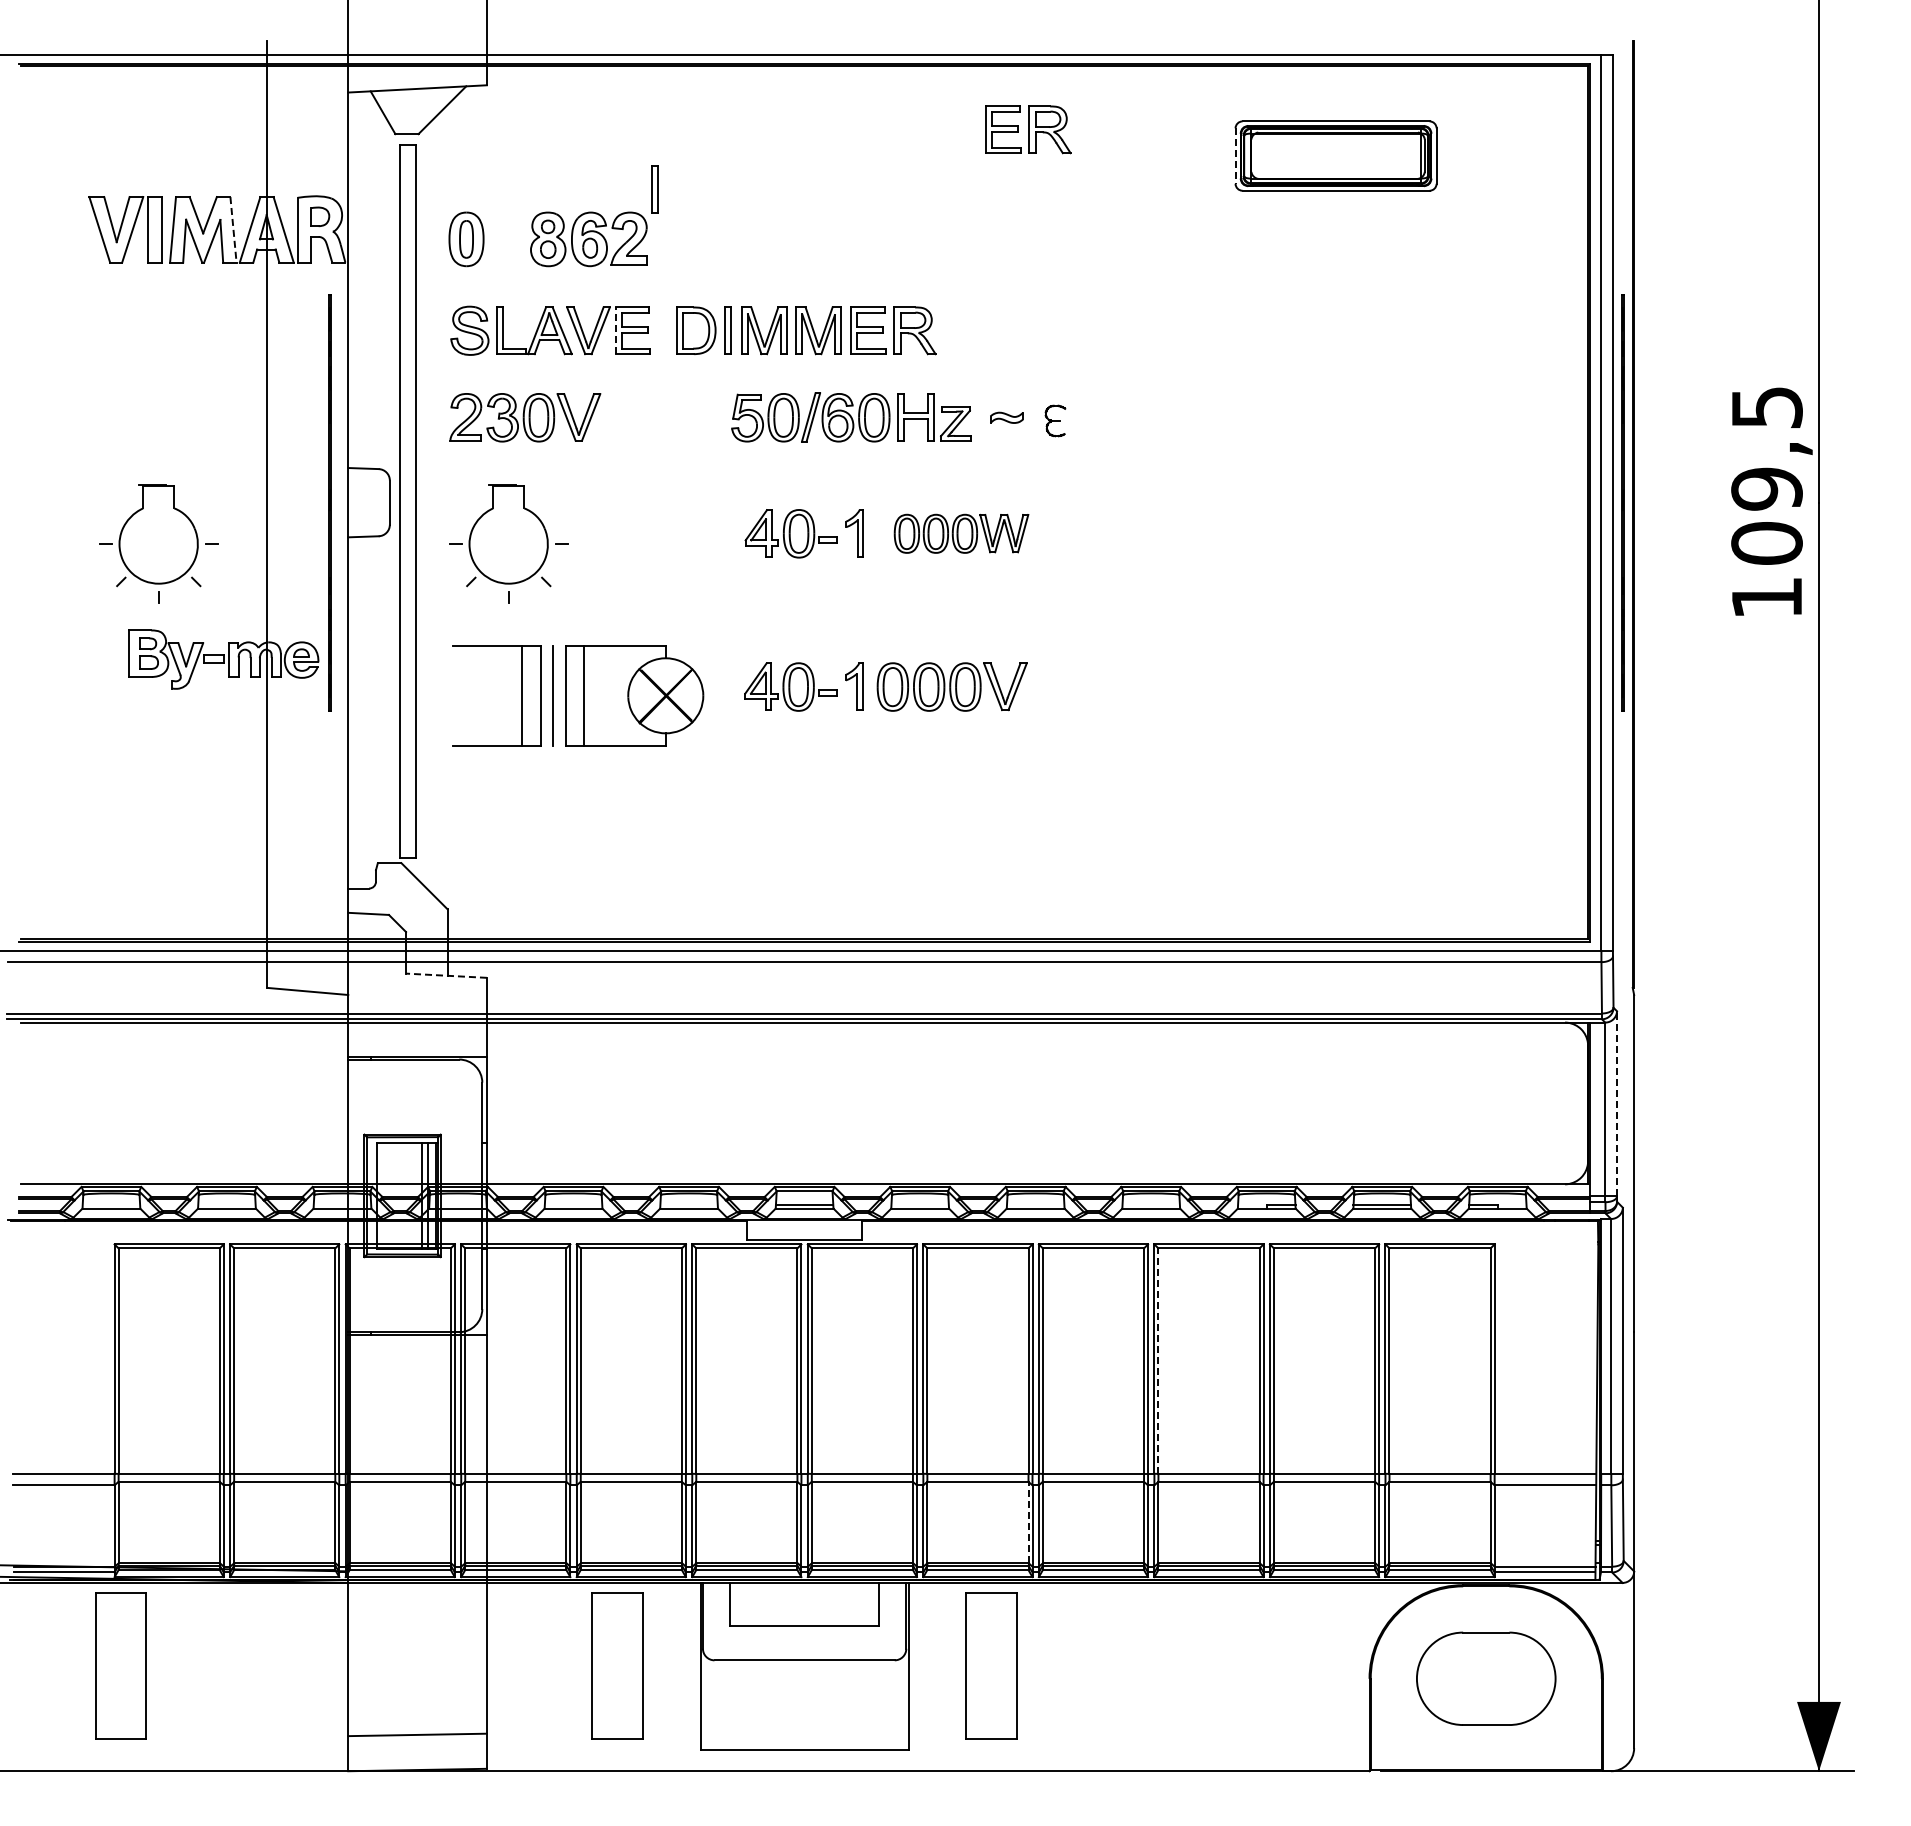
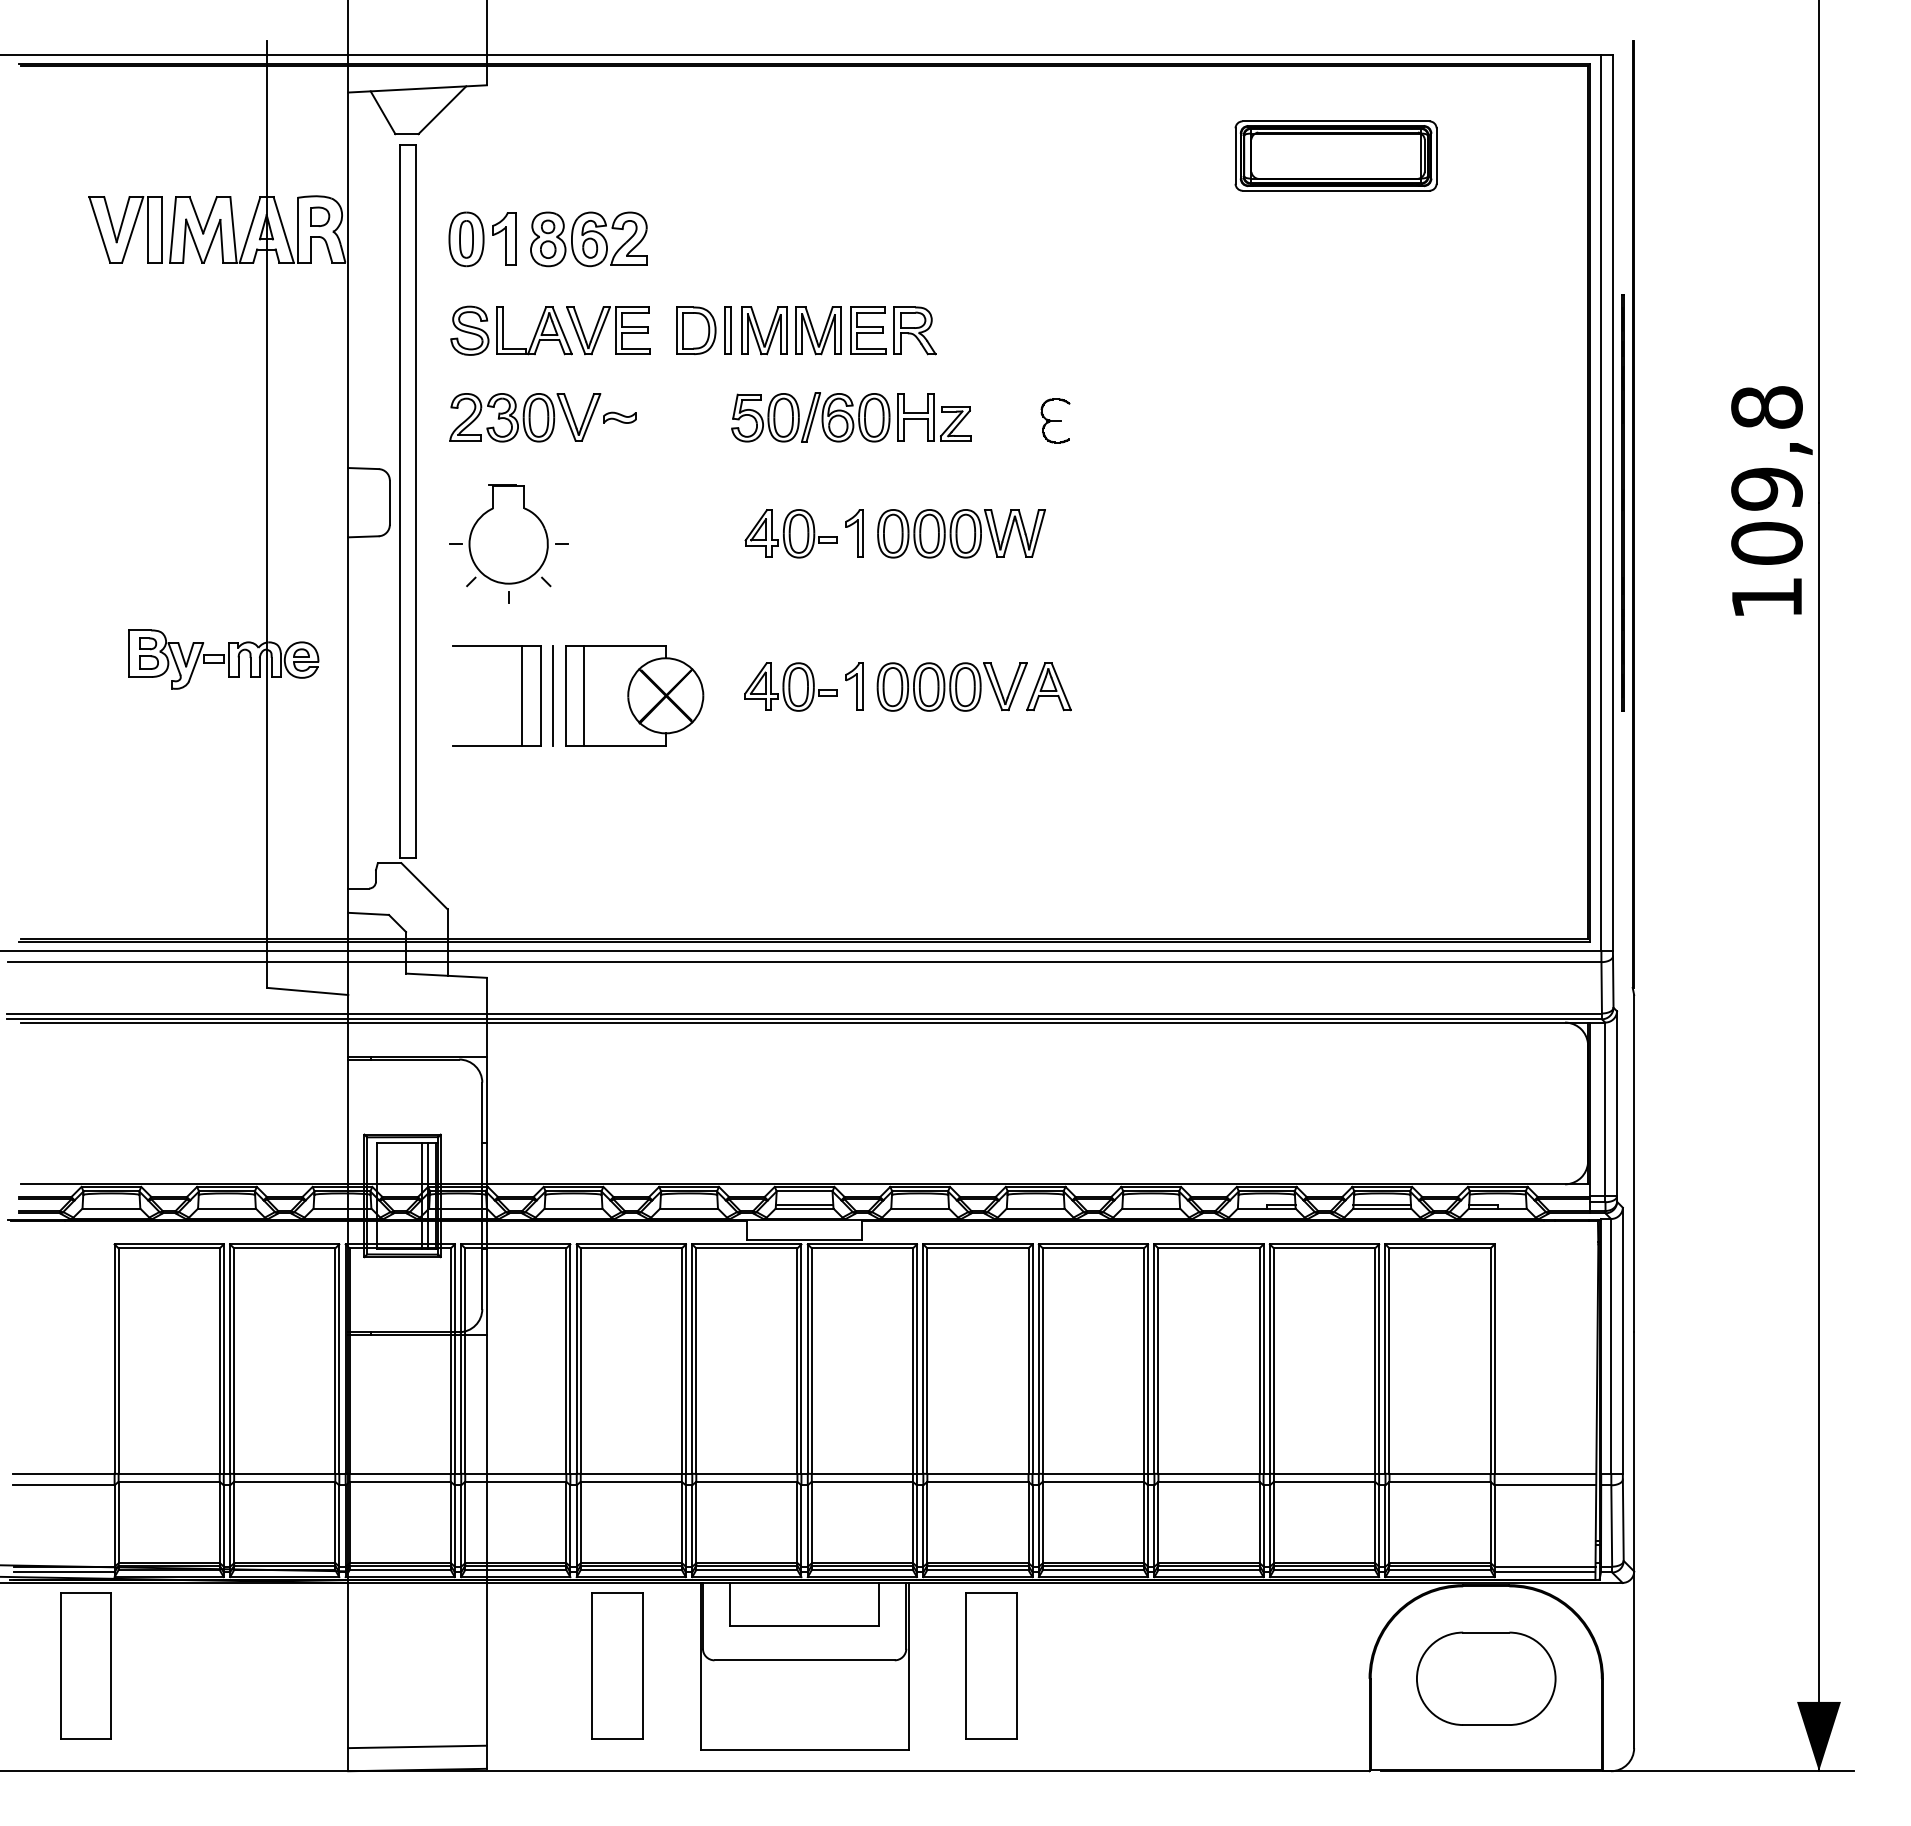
part: present -> none (1028, 129)
line: dashed -> solid (1235, 156)
part: present -> none (654, 189)
line: dashed -> solid (233, 229)
part: none -> present (504, 238)
line: dashed -> solid (615, 330)
text: 109,5 -> 109,8 (1766, 407)
part position: (1006, 417) -> (619, 417) (619, 417)
part size: 23x34 px -> 31x46 px (1055, 420)
line: present -> none (329, 502)
part size: 137x41 px -> 169x50 px (961, 533)
part: present -> none (158, 543)
part: none -> present (1048, 686)
line: dashed -> solid (445, 975)
line: dashed -> solid (1617, 1103)
line: dashed -> solid (1158, 1361)
line: dashed -> solid (1028, 1522)
part position: (120, 1665) -> (85, 1665) (85, 1665)
line position: (417, 1734) -> (417, 1746) (417, 1746)
